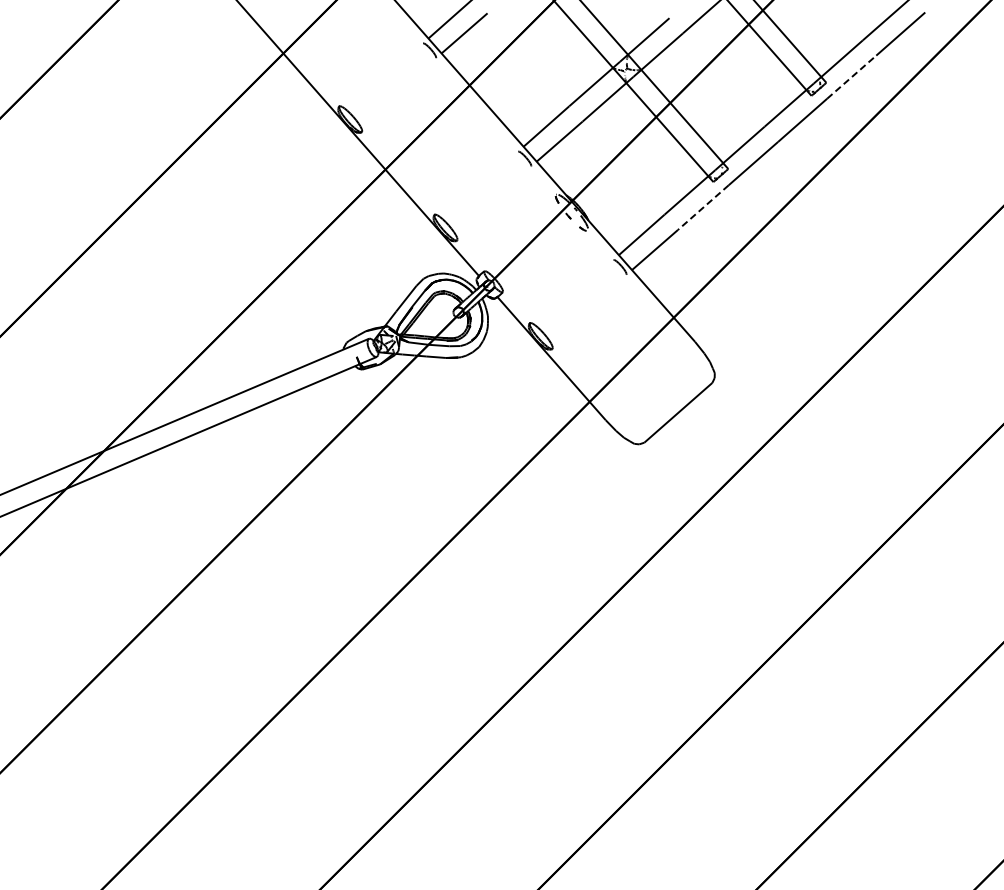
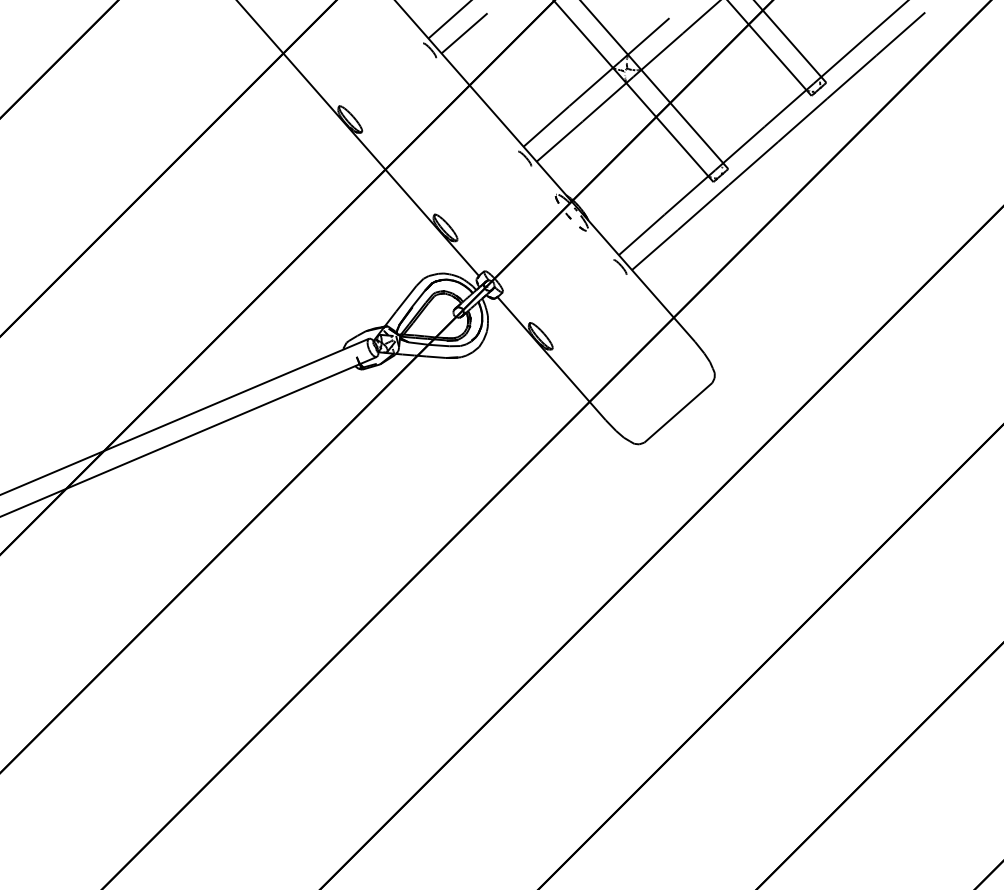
line: dashed -> solid (851, 77)
line: dashed -> solid (703, 207)
